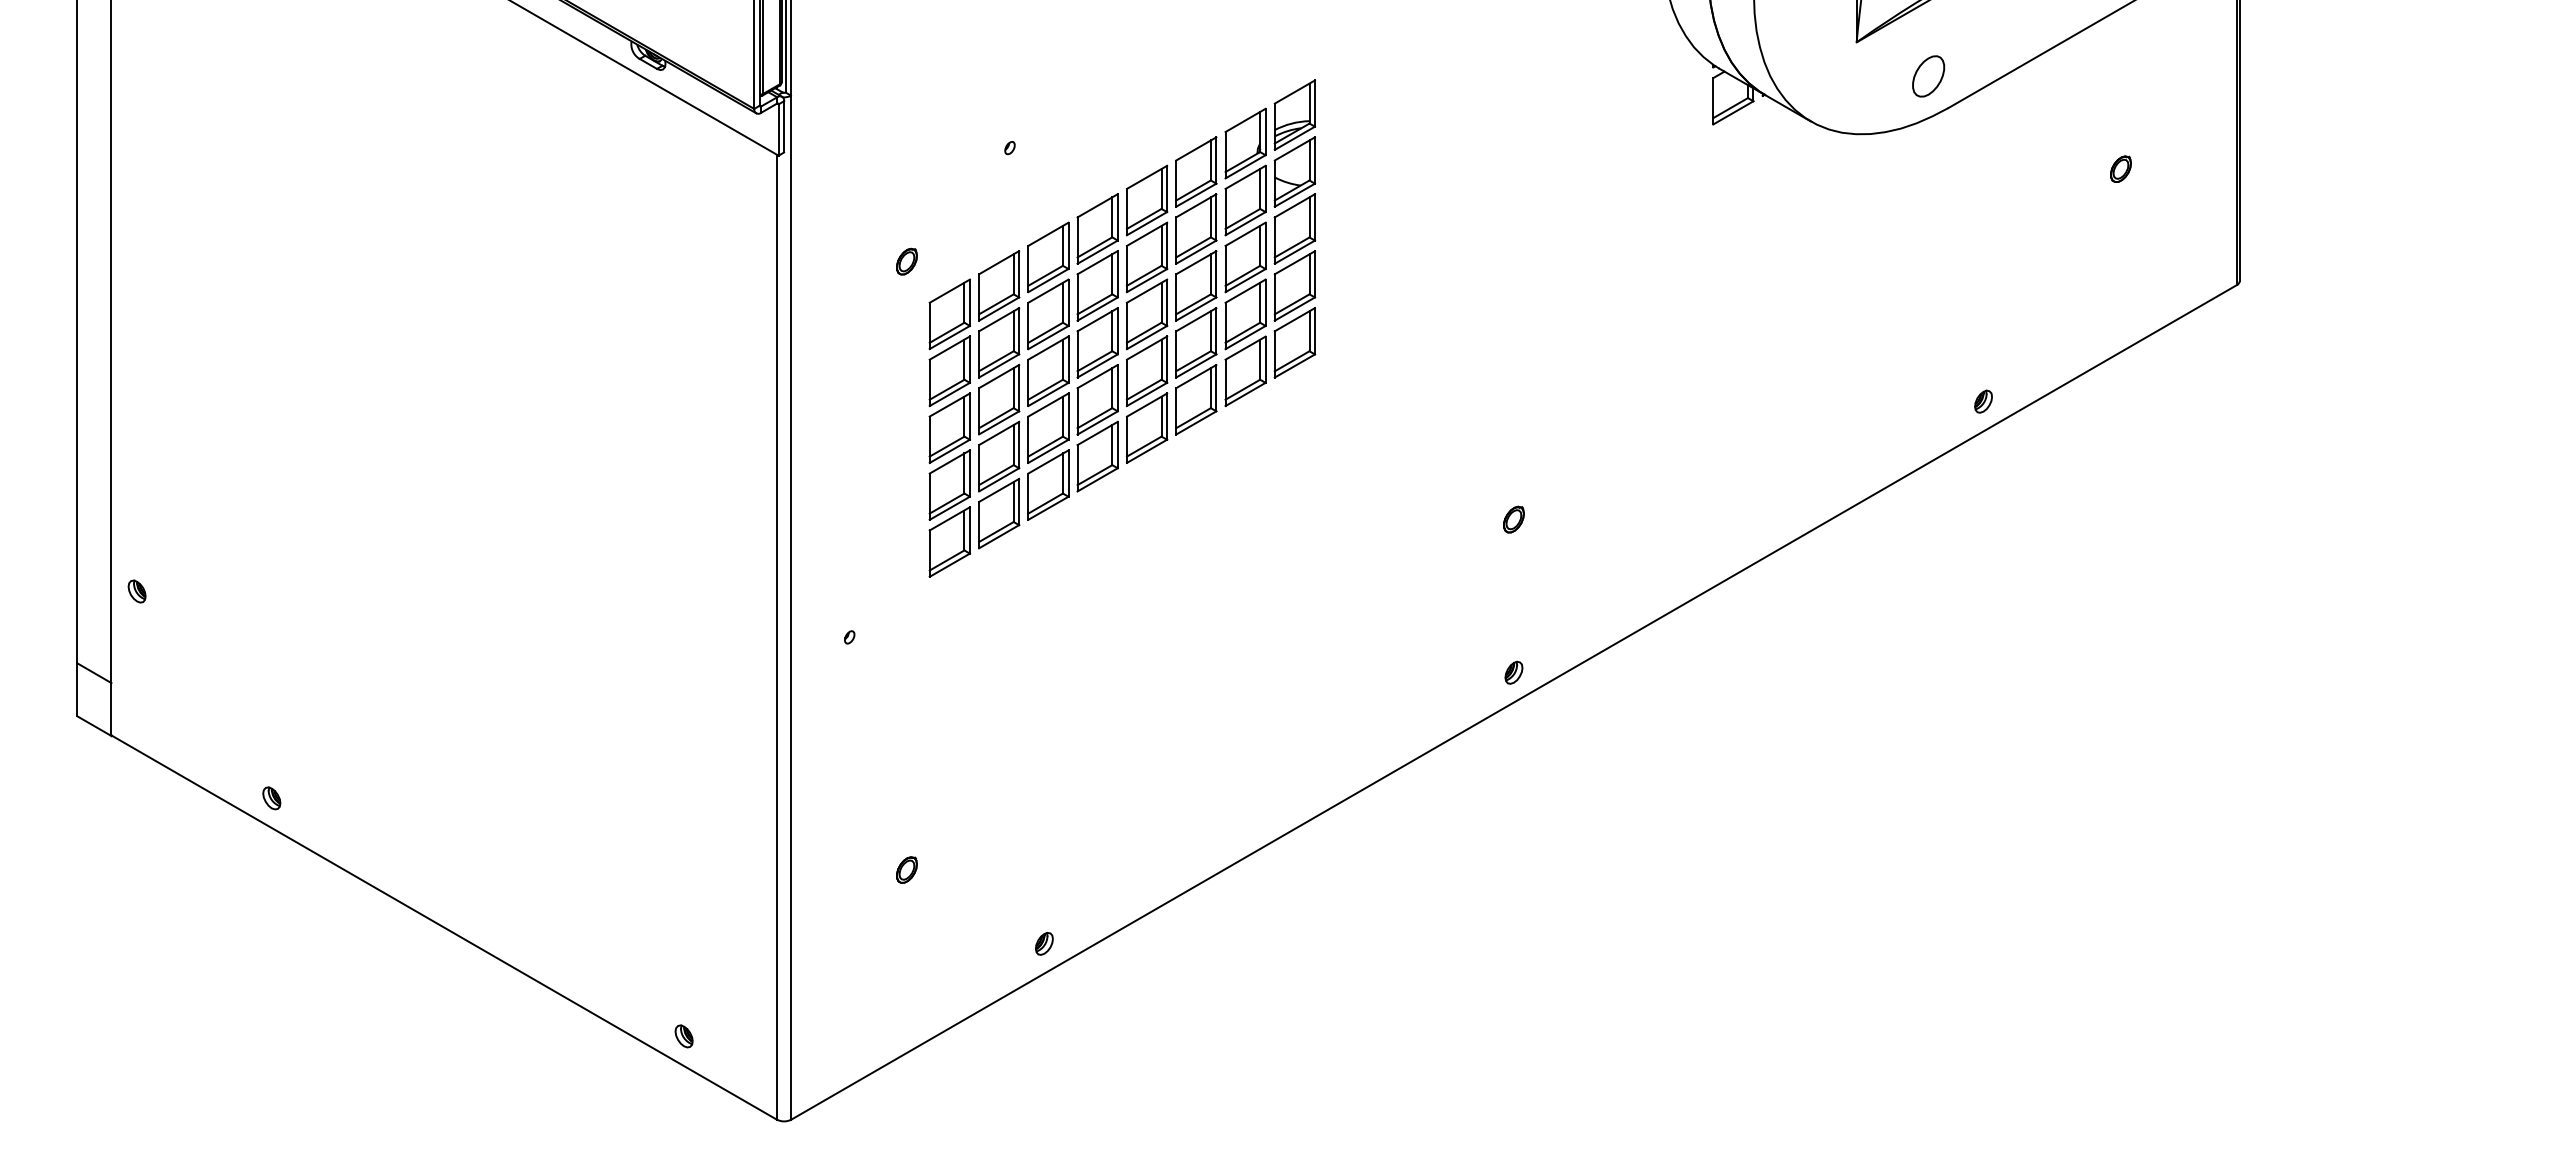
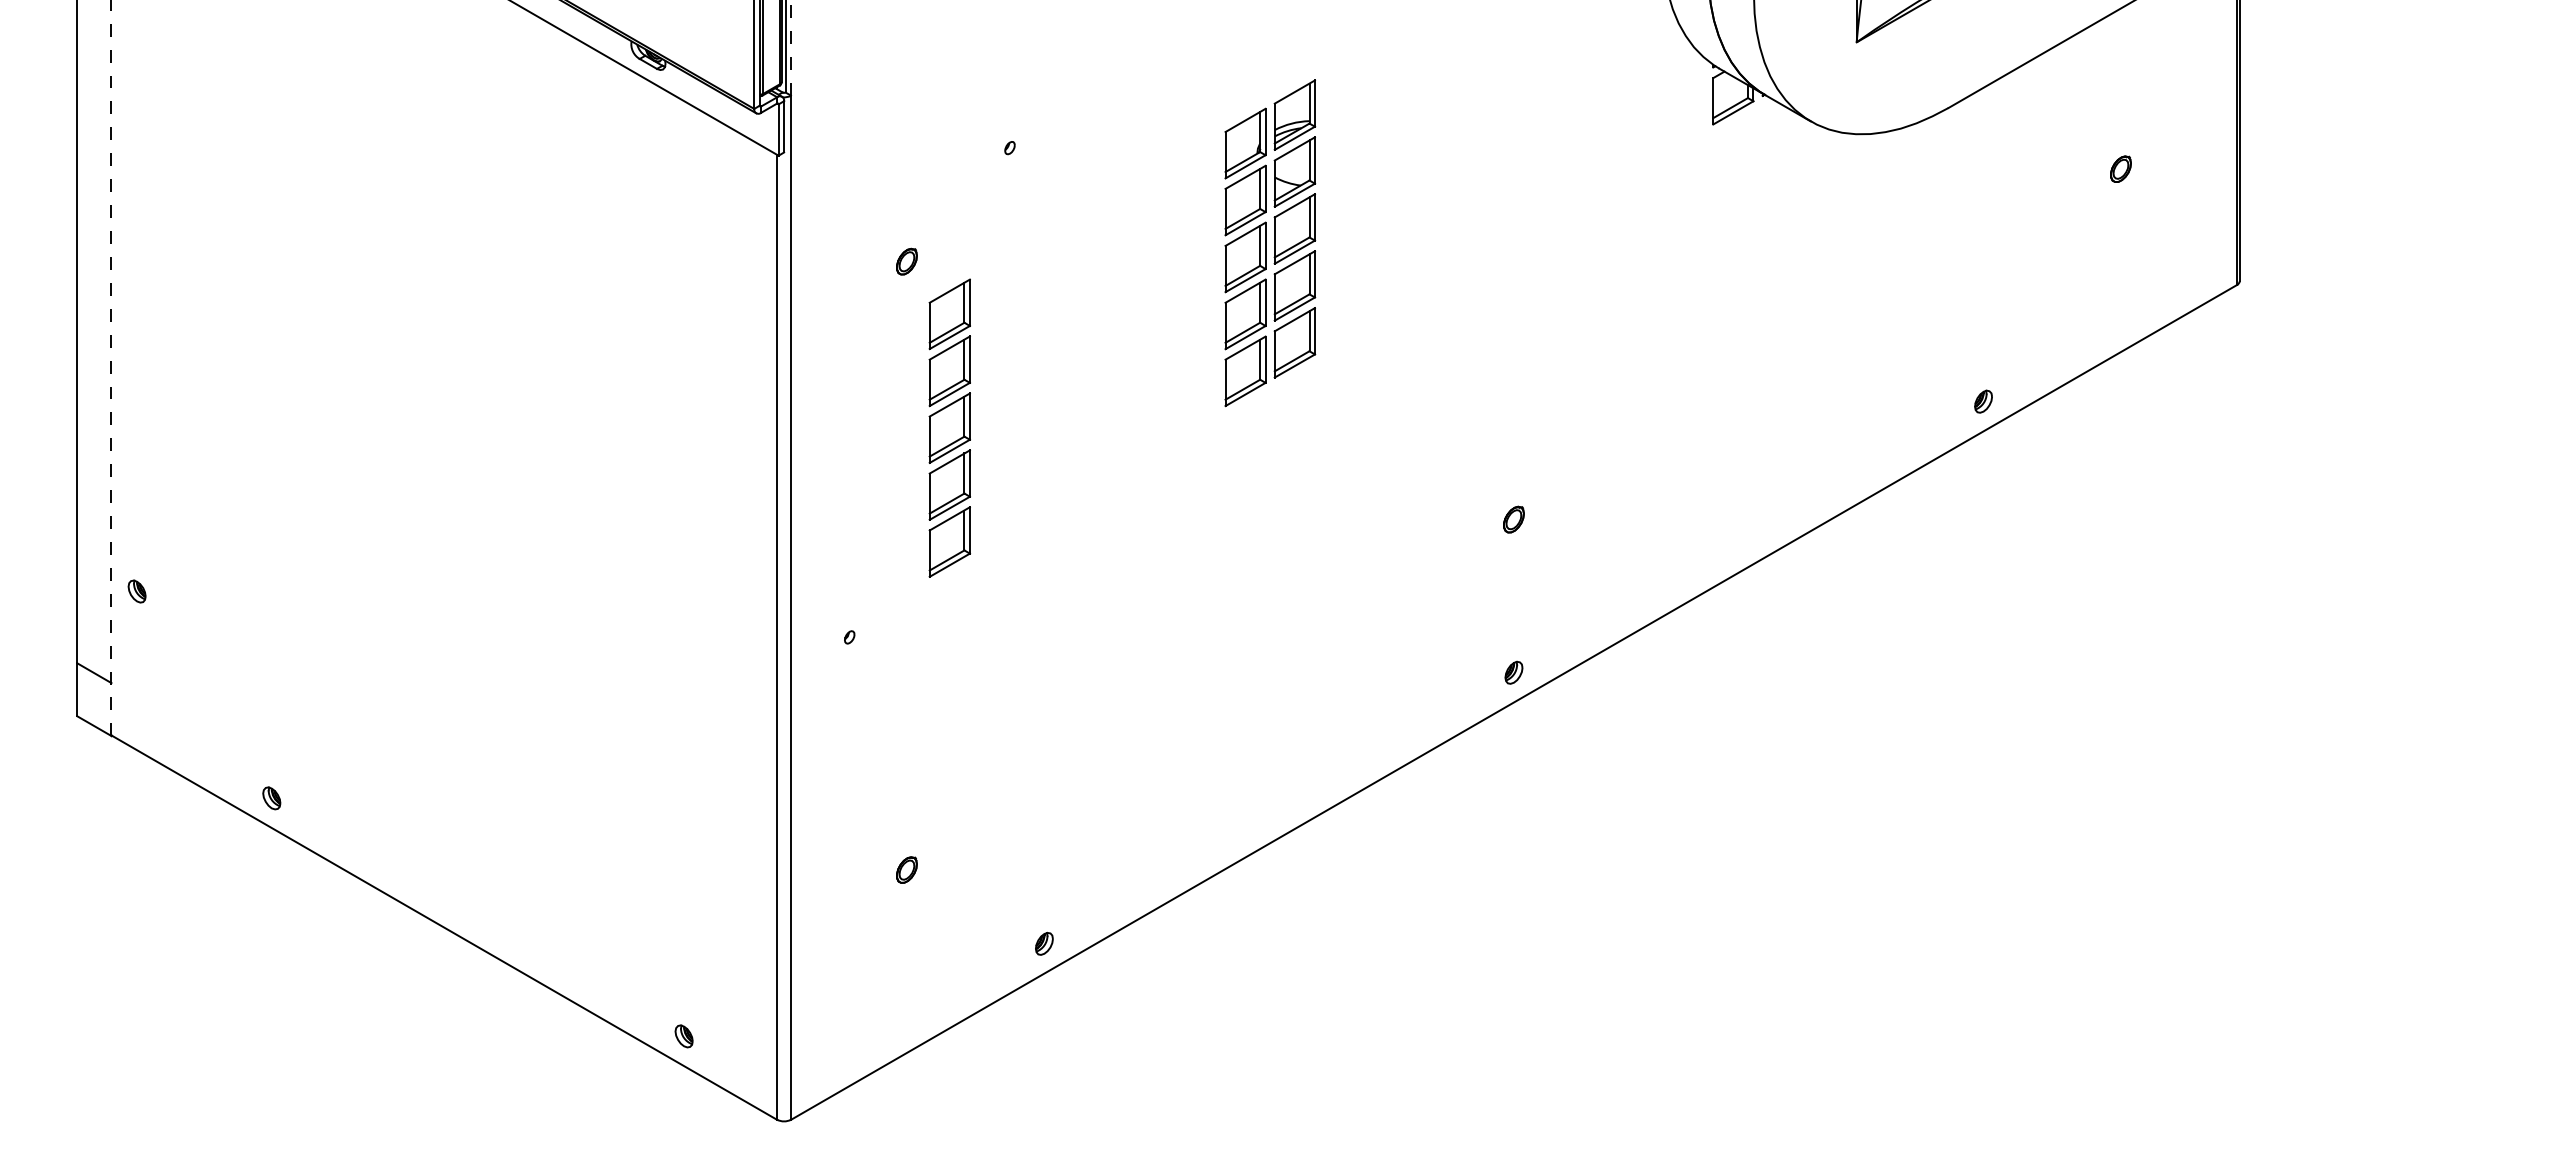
line: solid -> dashed (790, 47)
part: present -> none (1928, 76)
part: present -> none (1097, 342)
line: solid -> dashed (111, 368)
